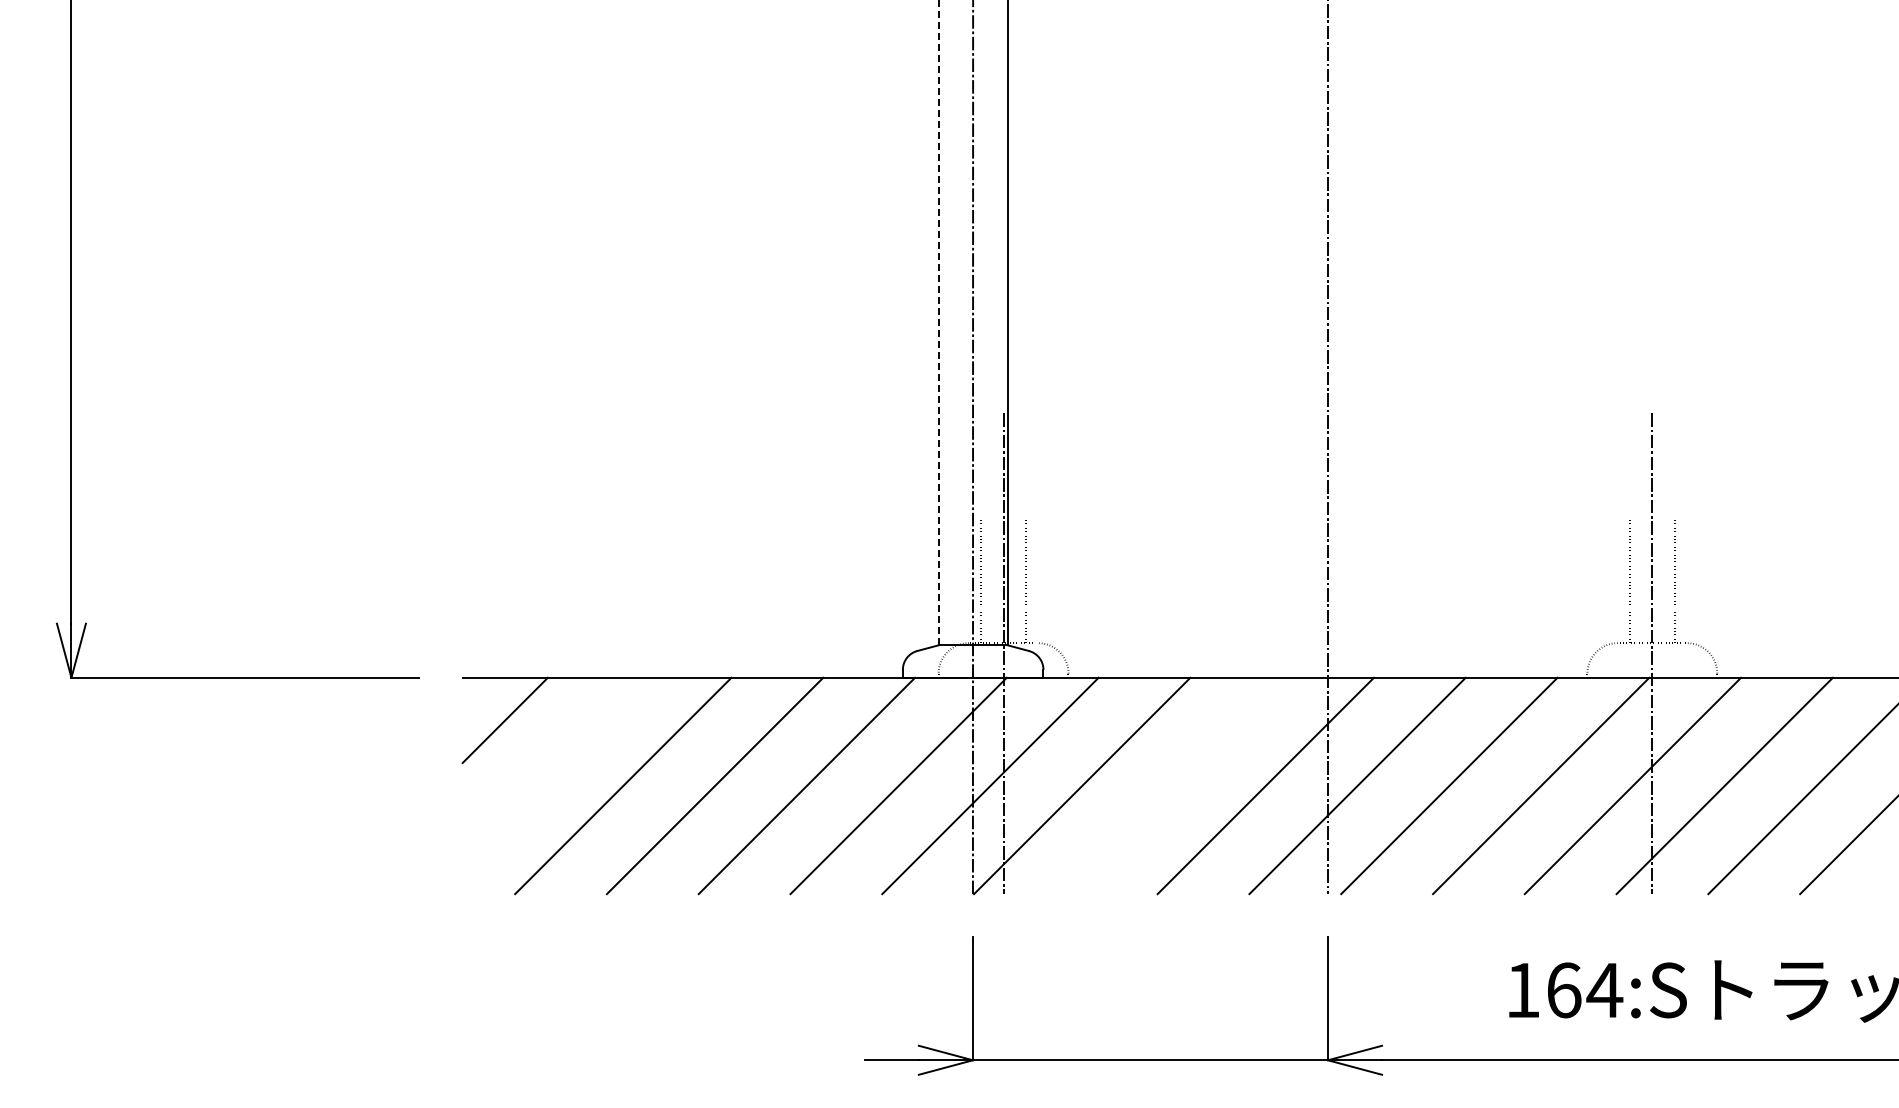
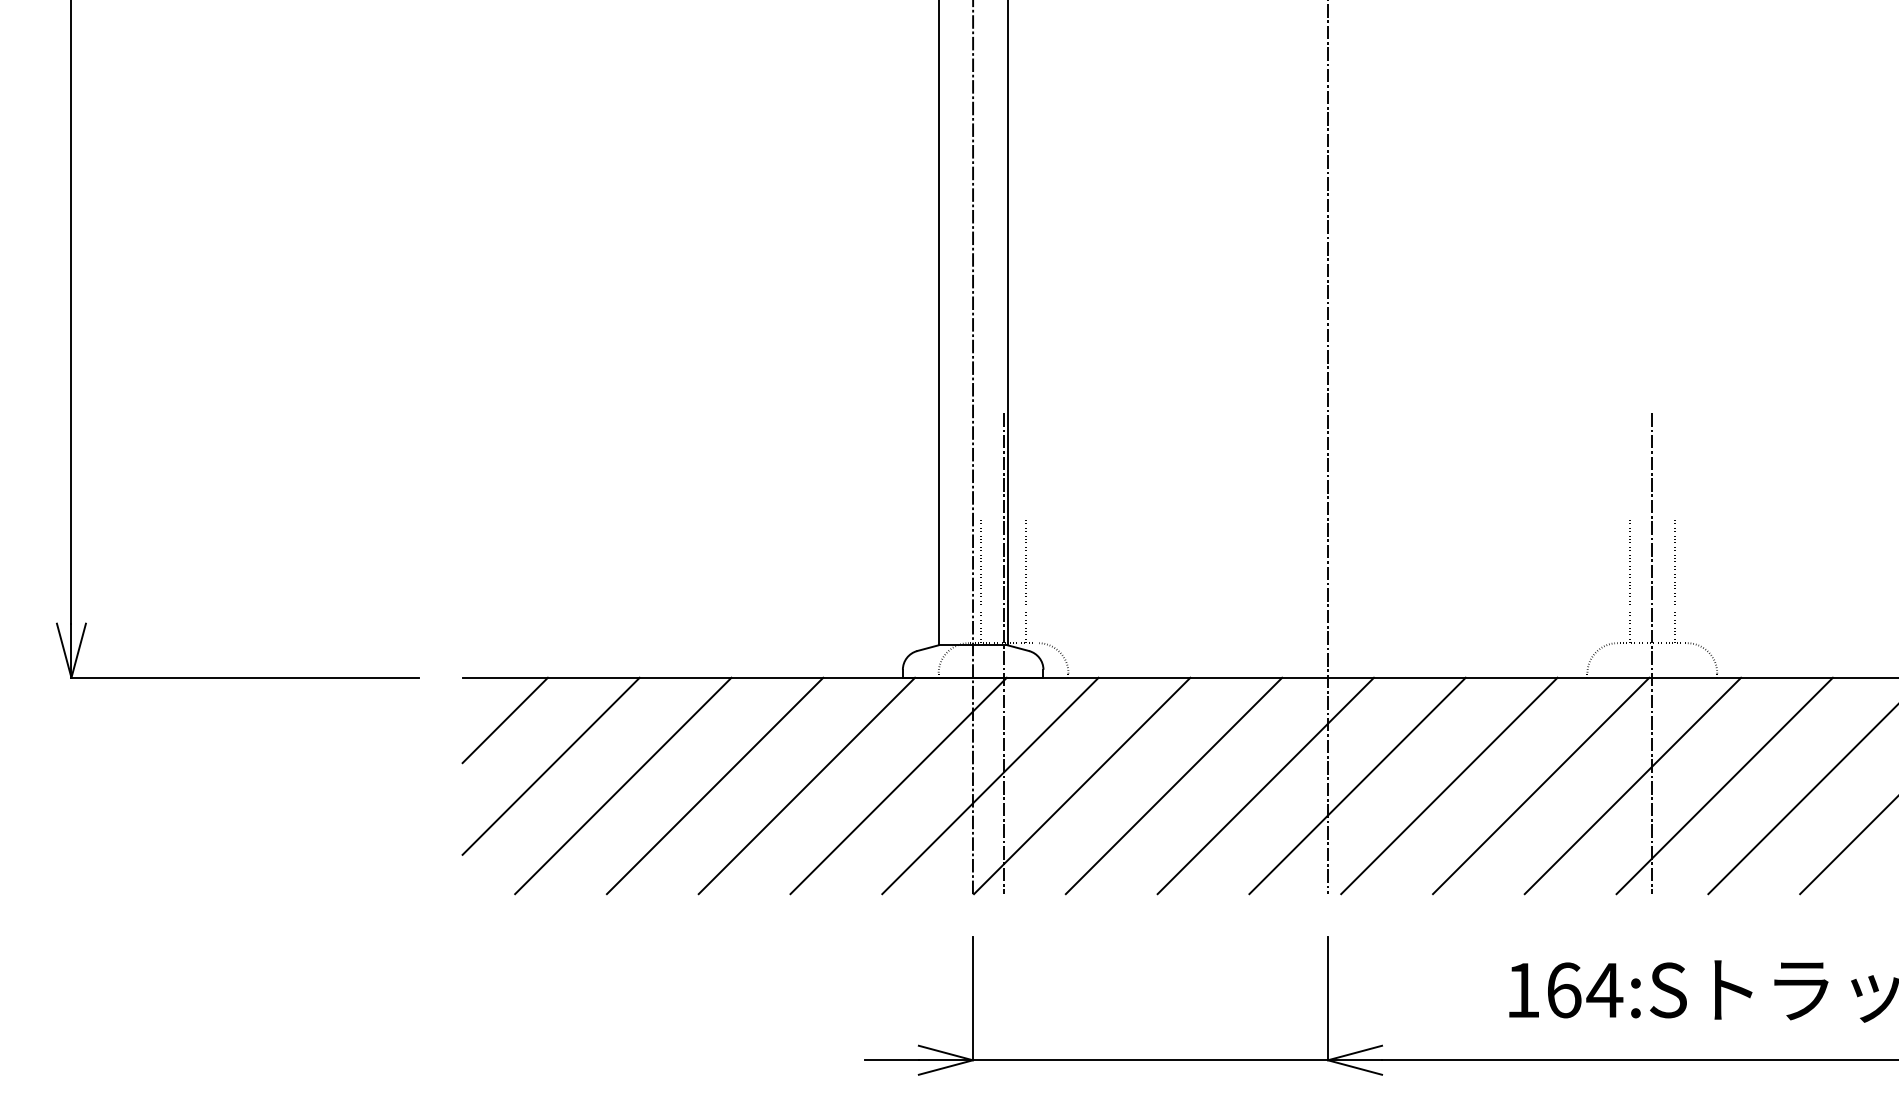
line: dashed -> solid (938, 322)
line: none -> present (550, 765)
line: none -> present (1173, 785)
